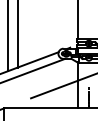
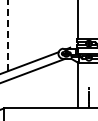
line: present -> none (17, 34)
line: solid -> dashed (8, 35)
line: present -> none (62, 86)
